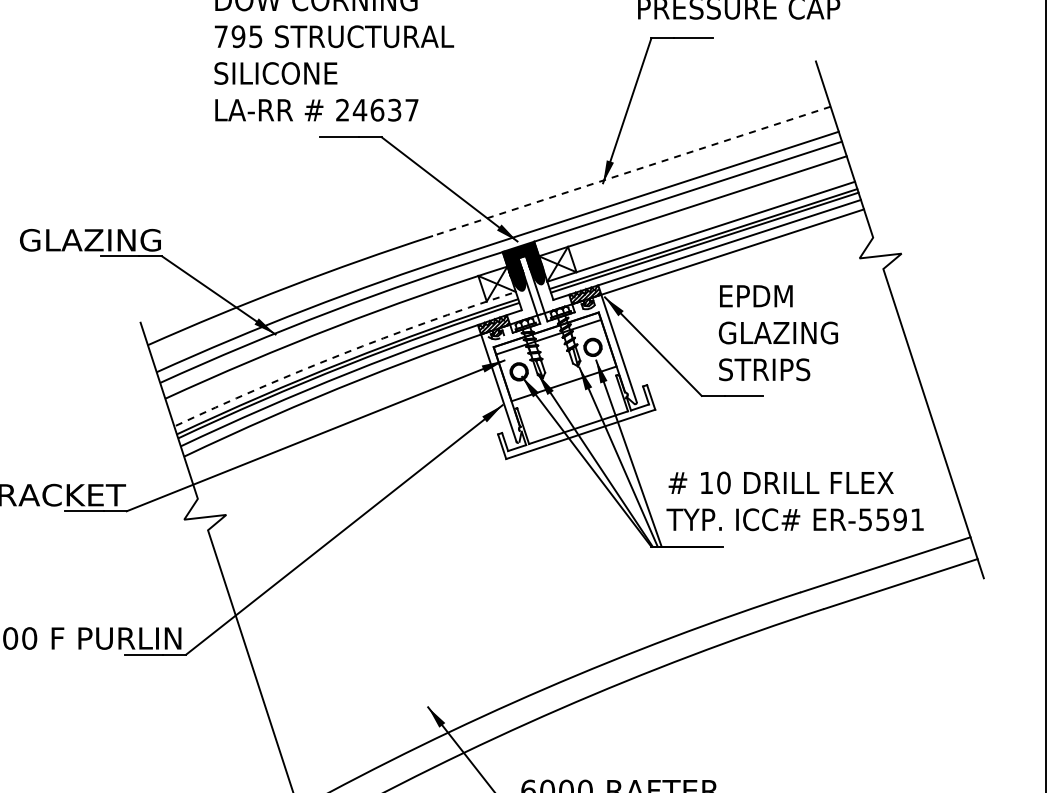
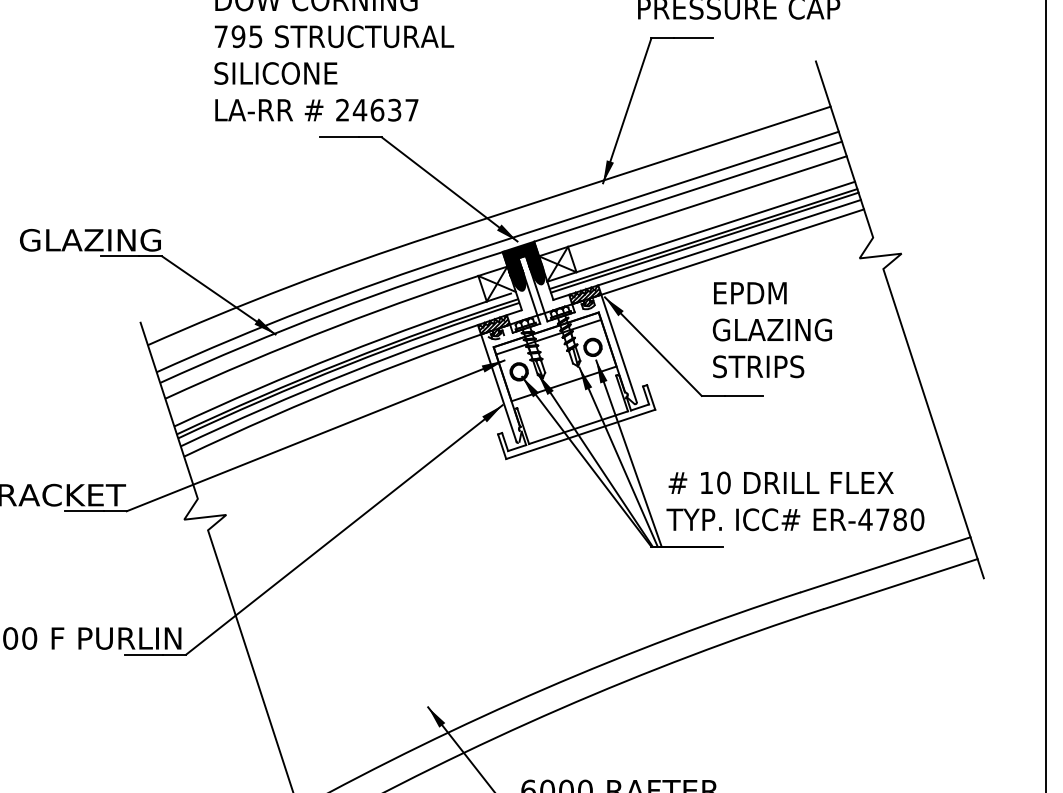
line: dashed -> solid (631, 171)
text position: (777, 333) -> (771, 330) (771, 330)
arc: dashed -> solid (341, 354)
text: ER-5591 -> ER-4780 (891, 519)
